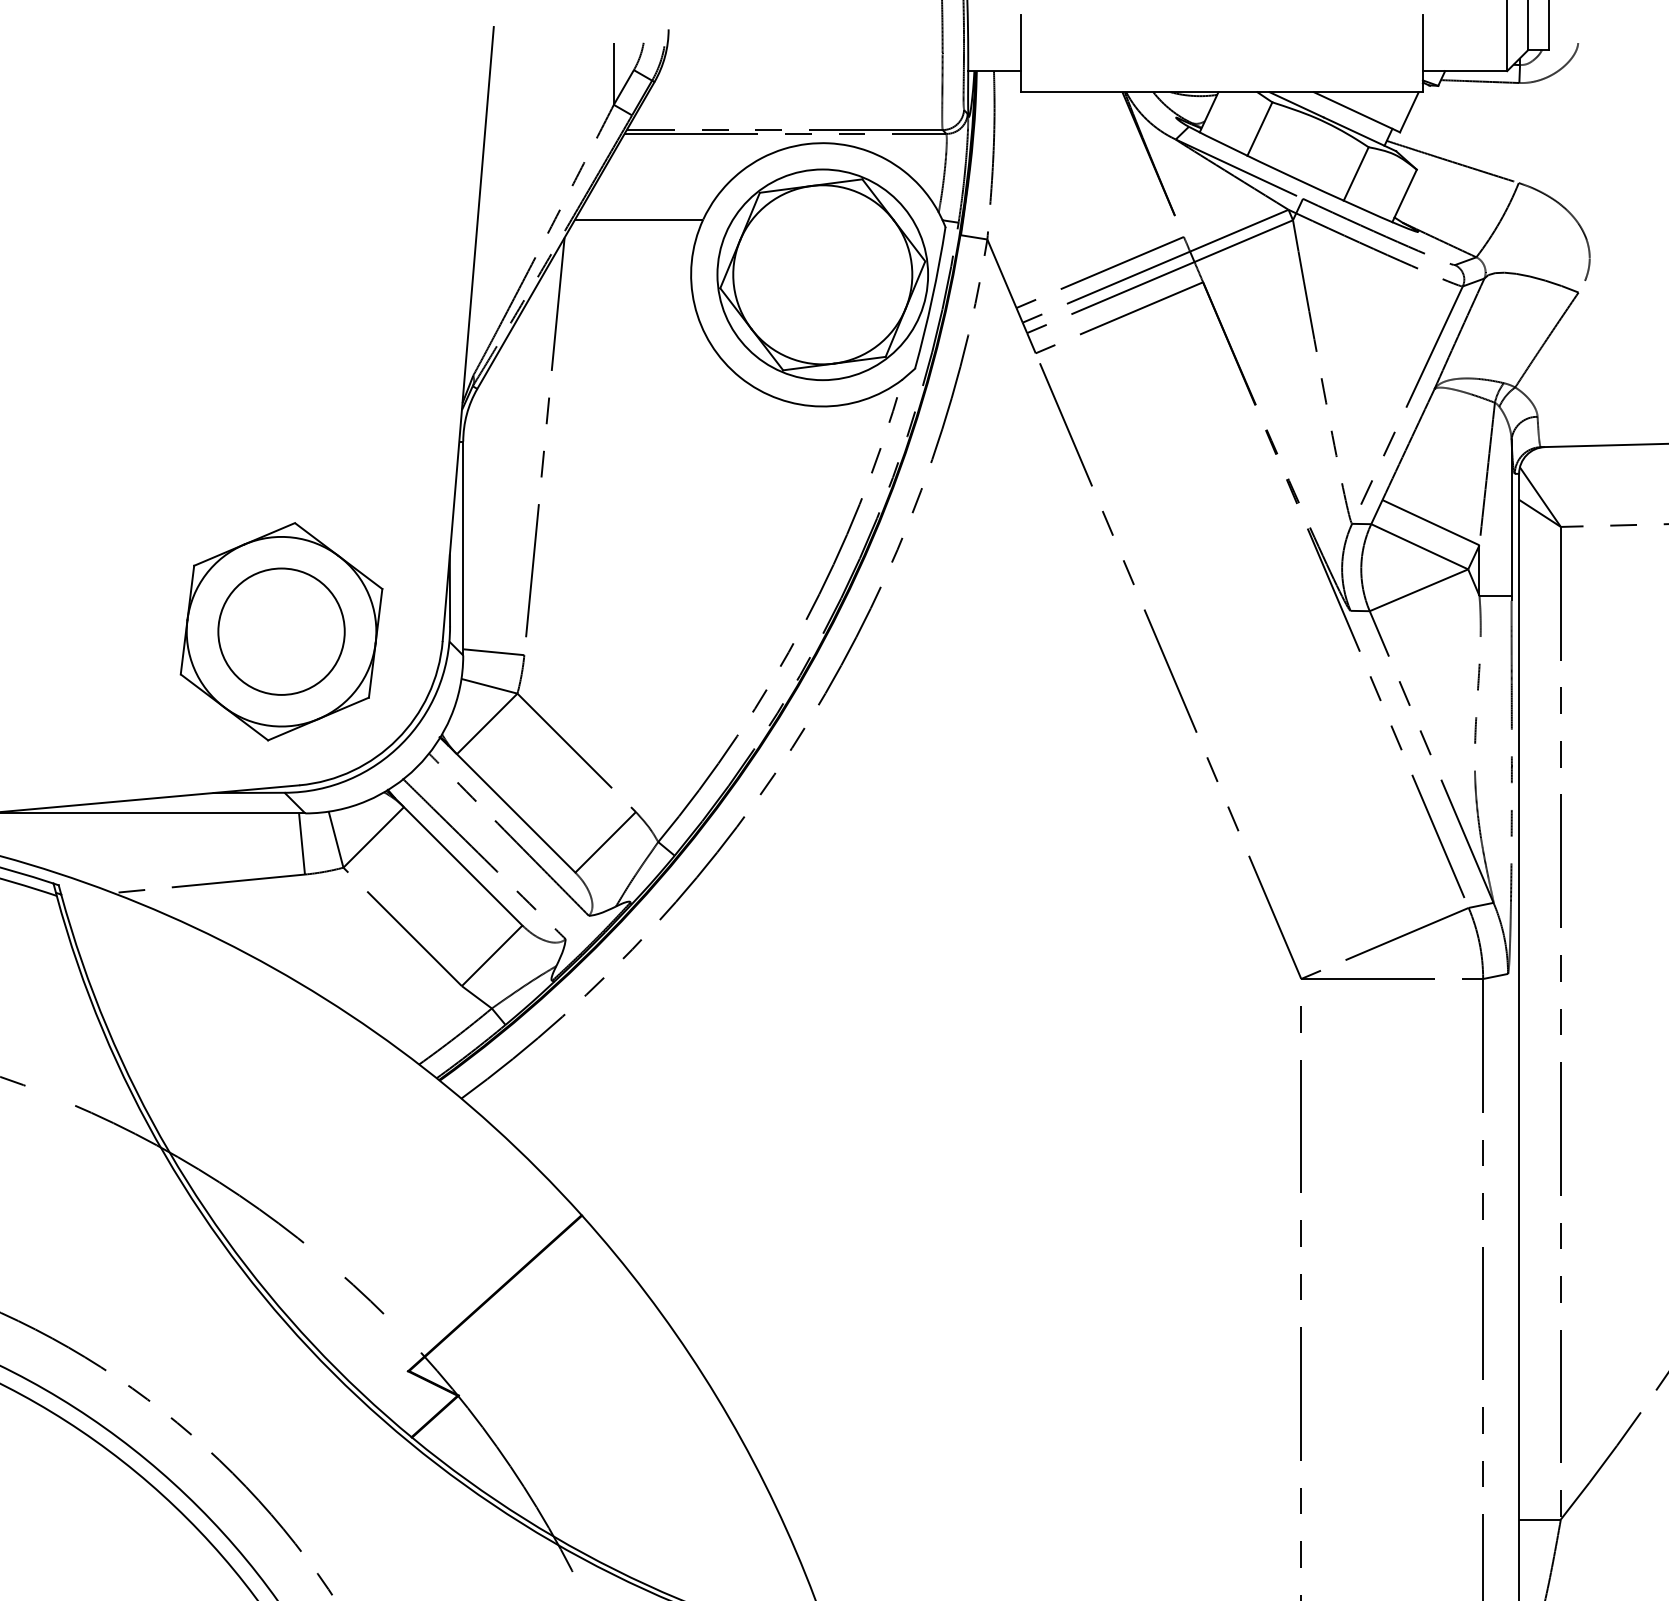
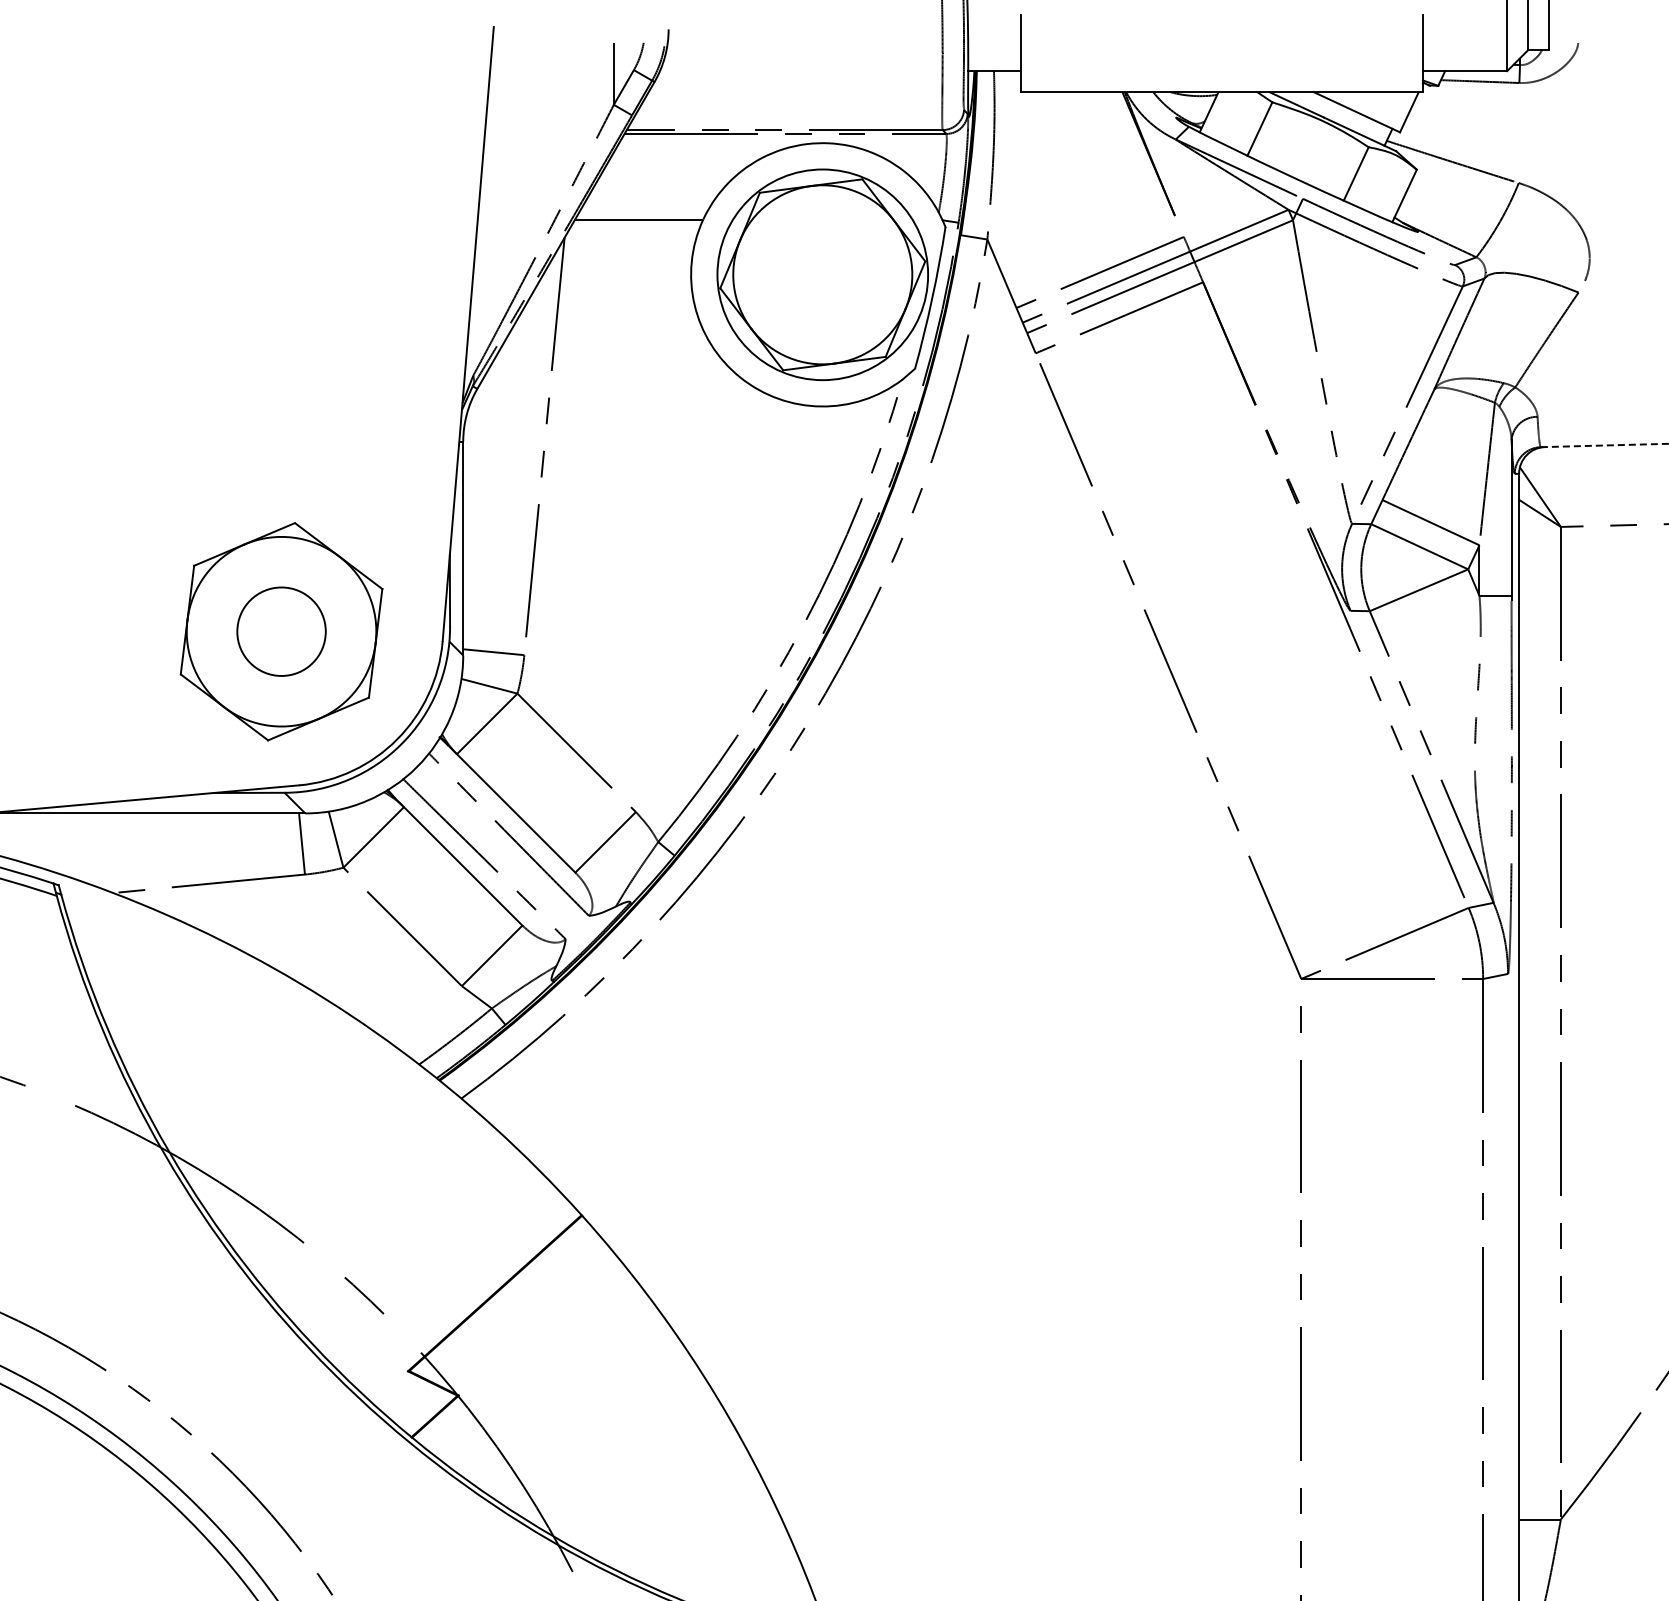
line: solid -> dashed (1604, 445)
circle diameter: 126 px -> 88 px (281, 631)
